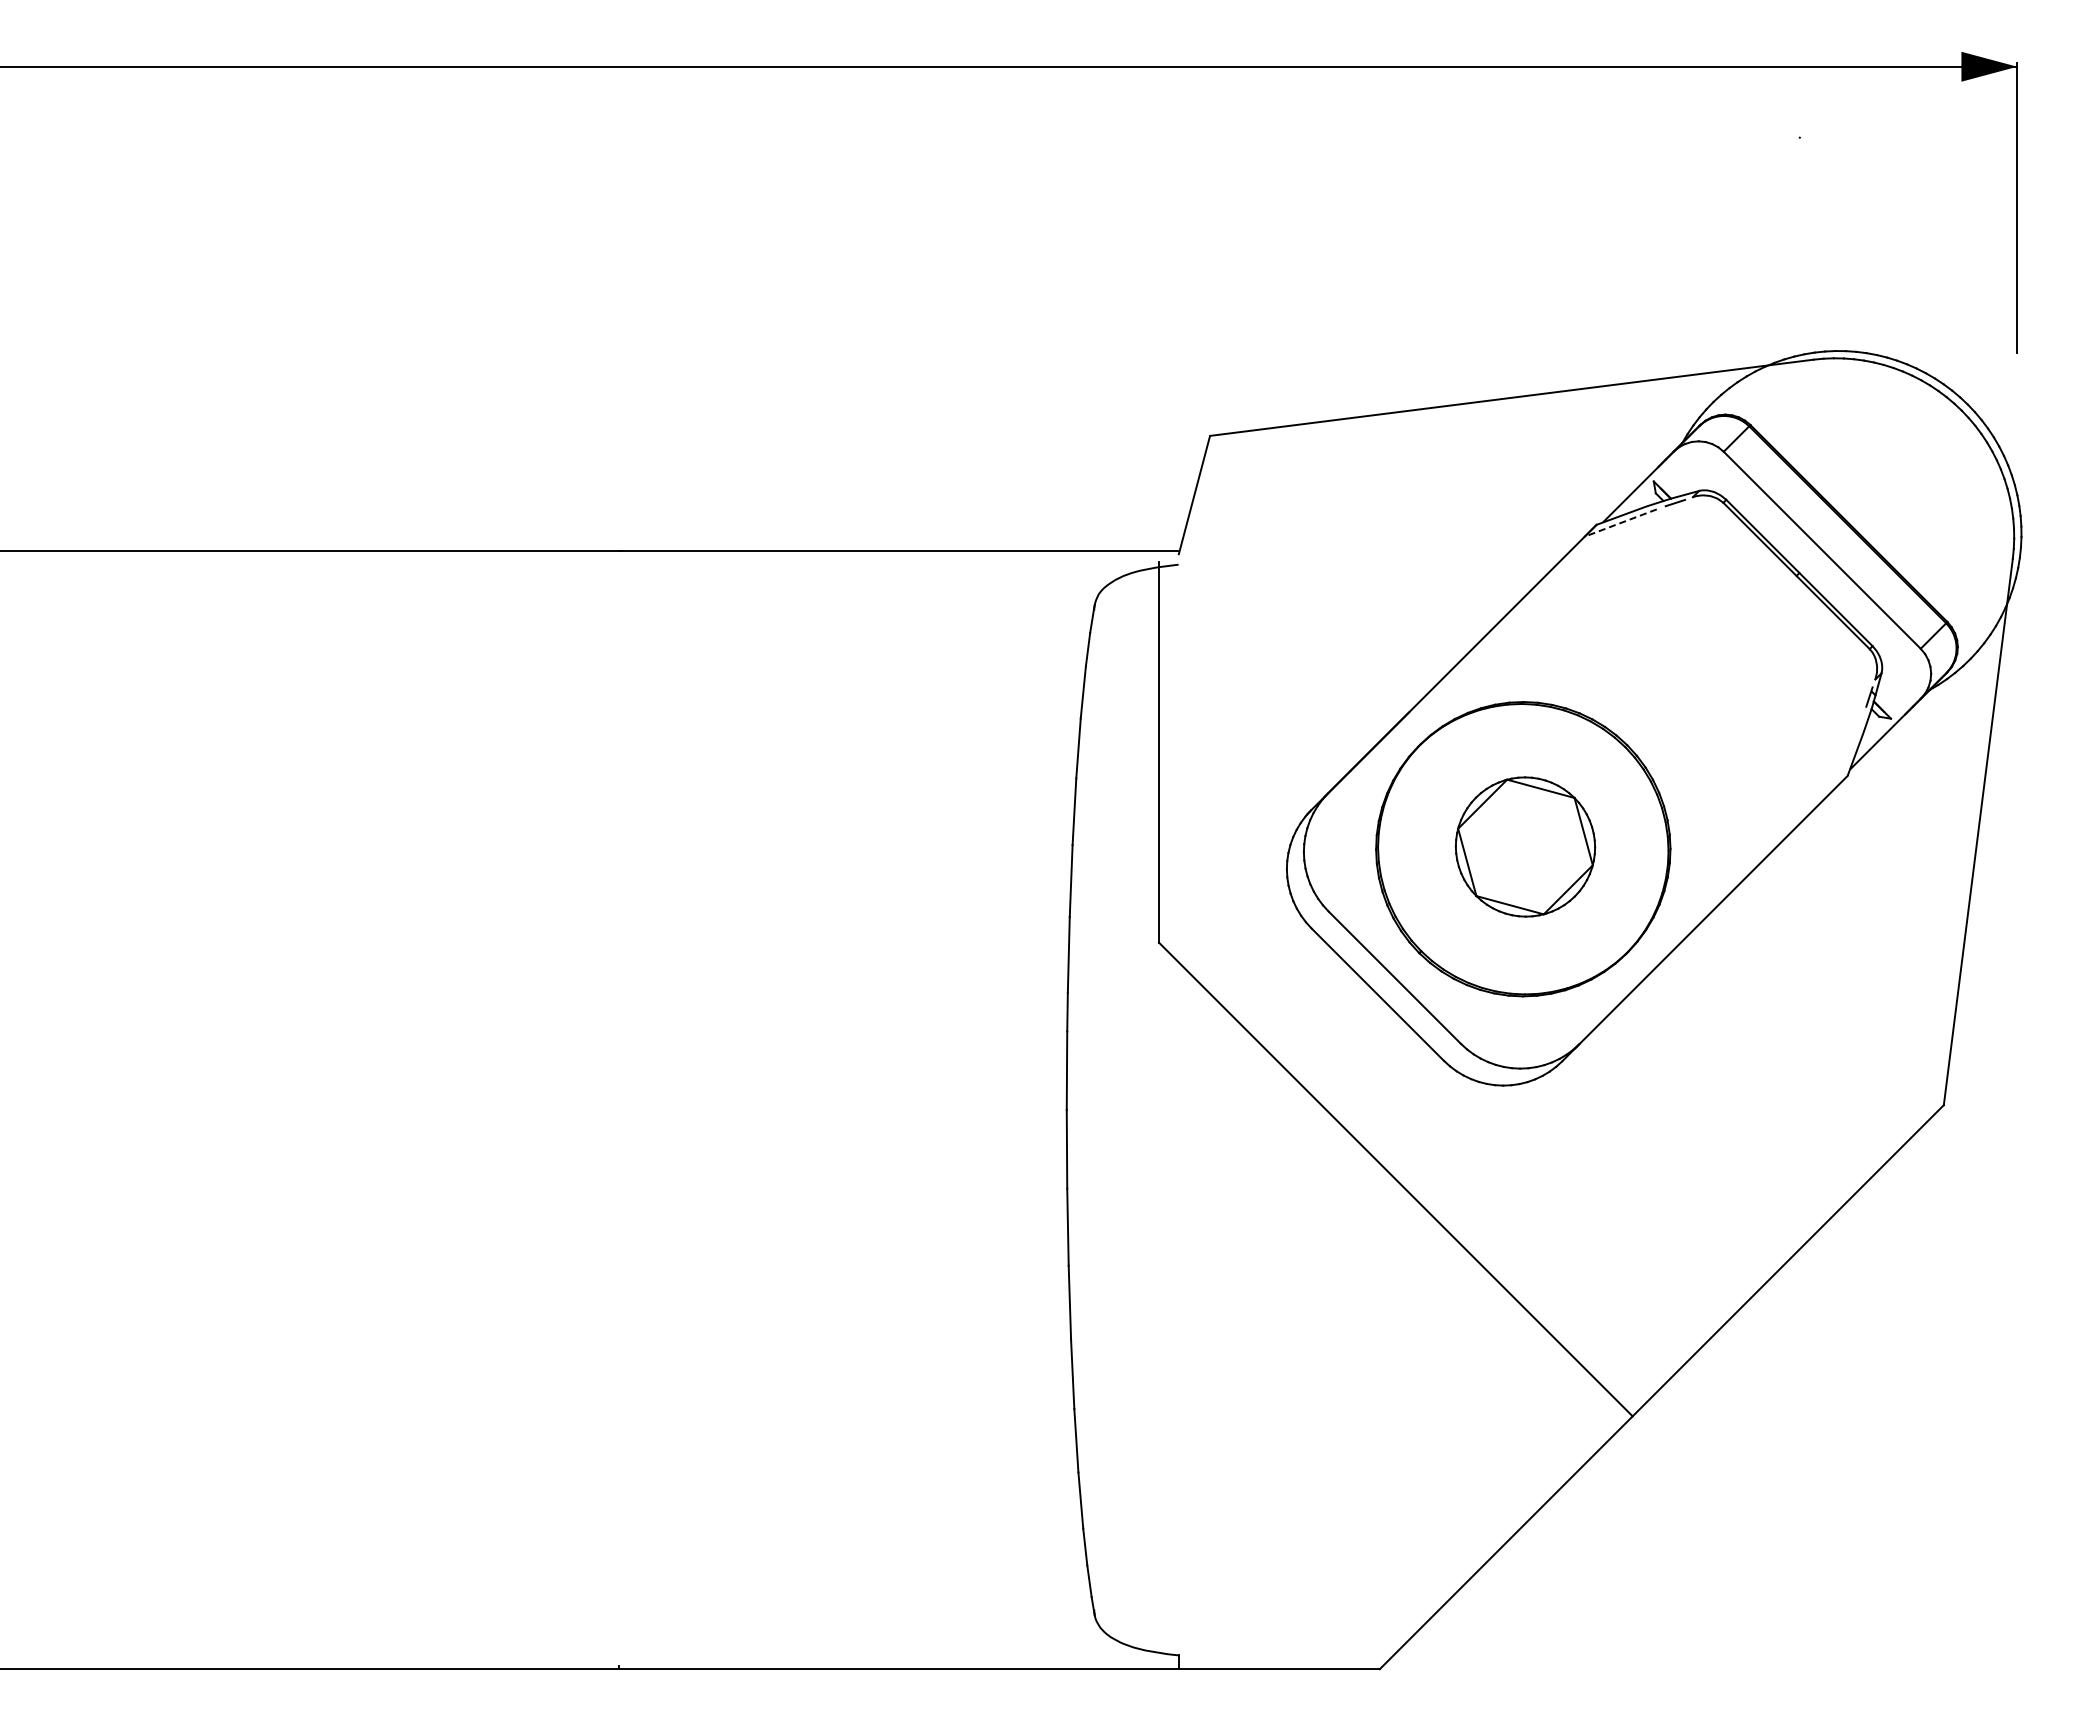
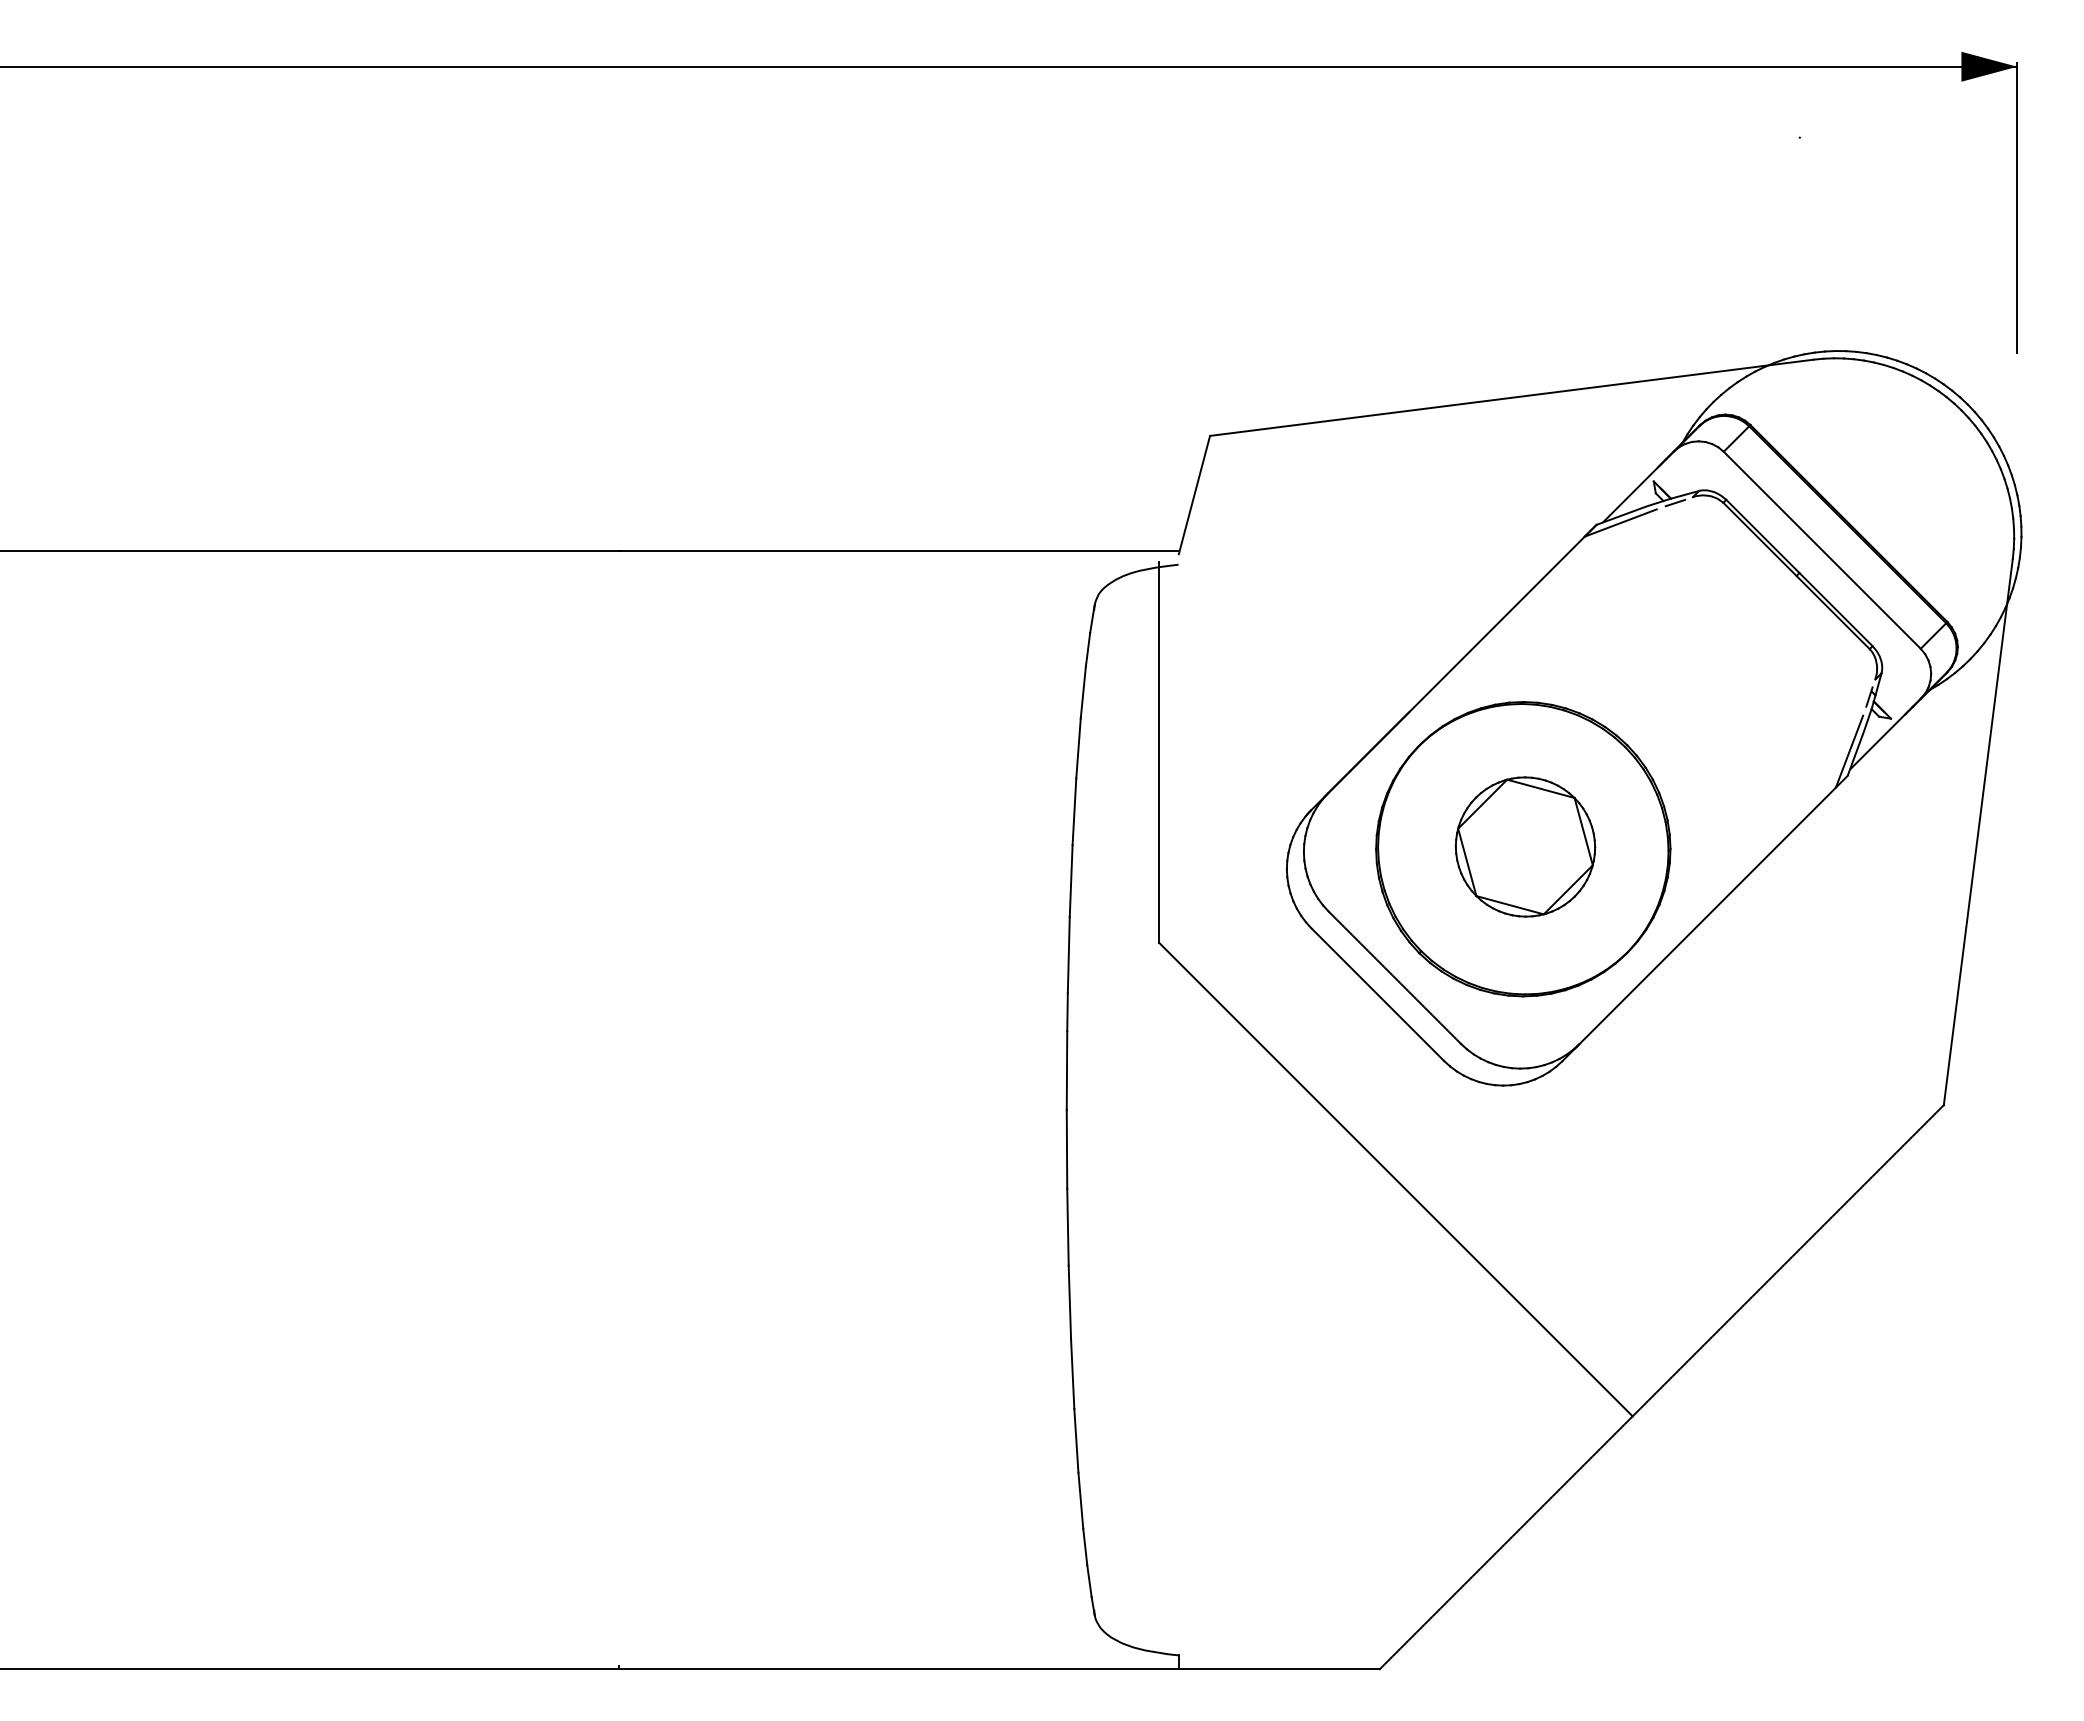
line: dashed -> solid (1620, 523)
line: none -> present (1849, 751)
